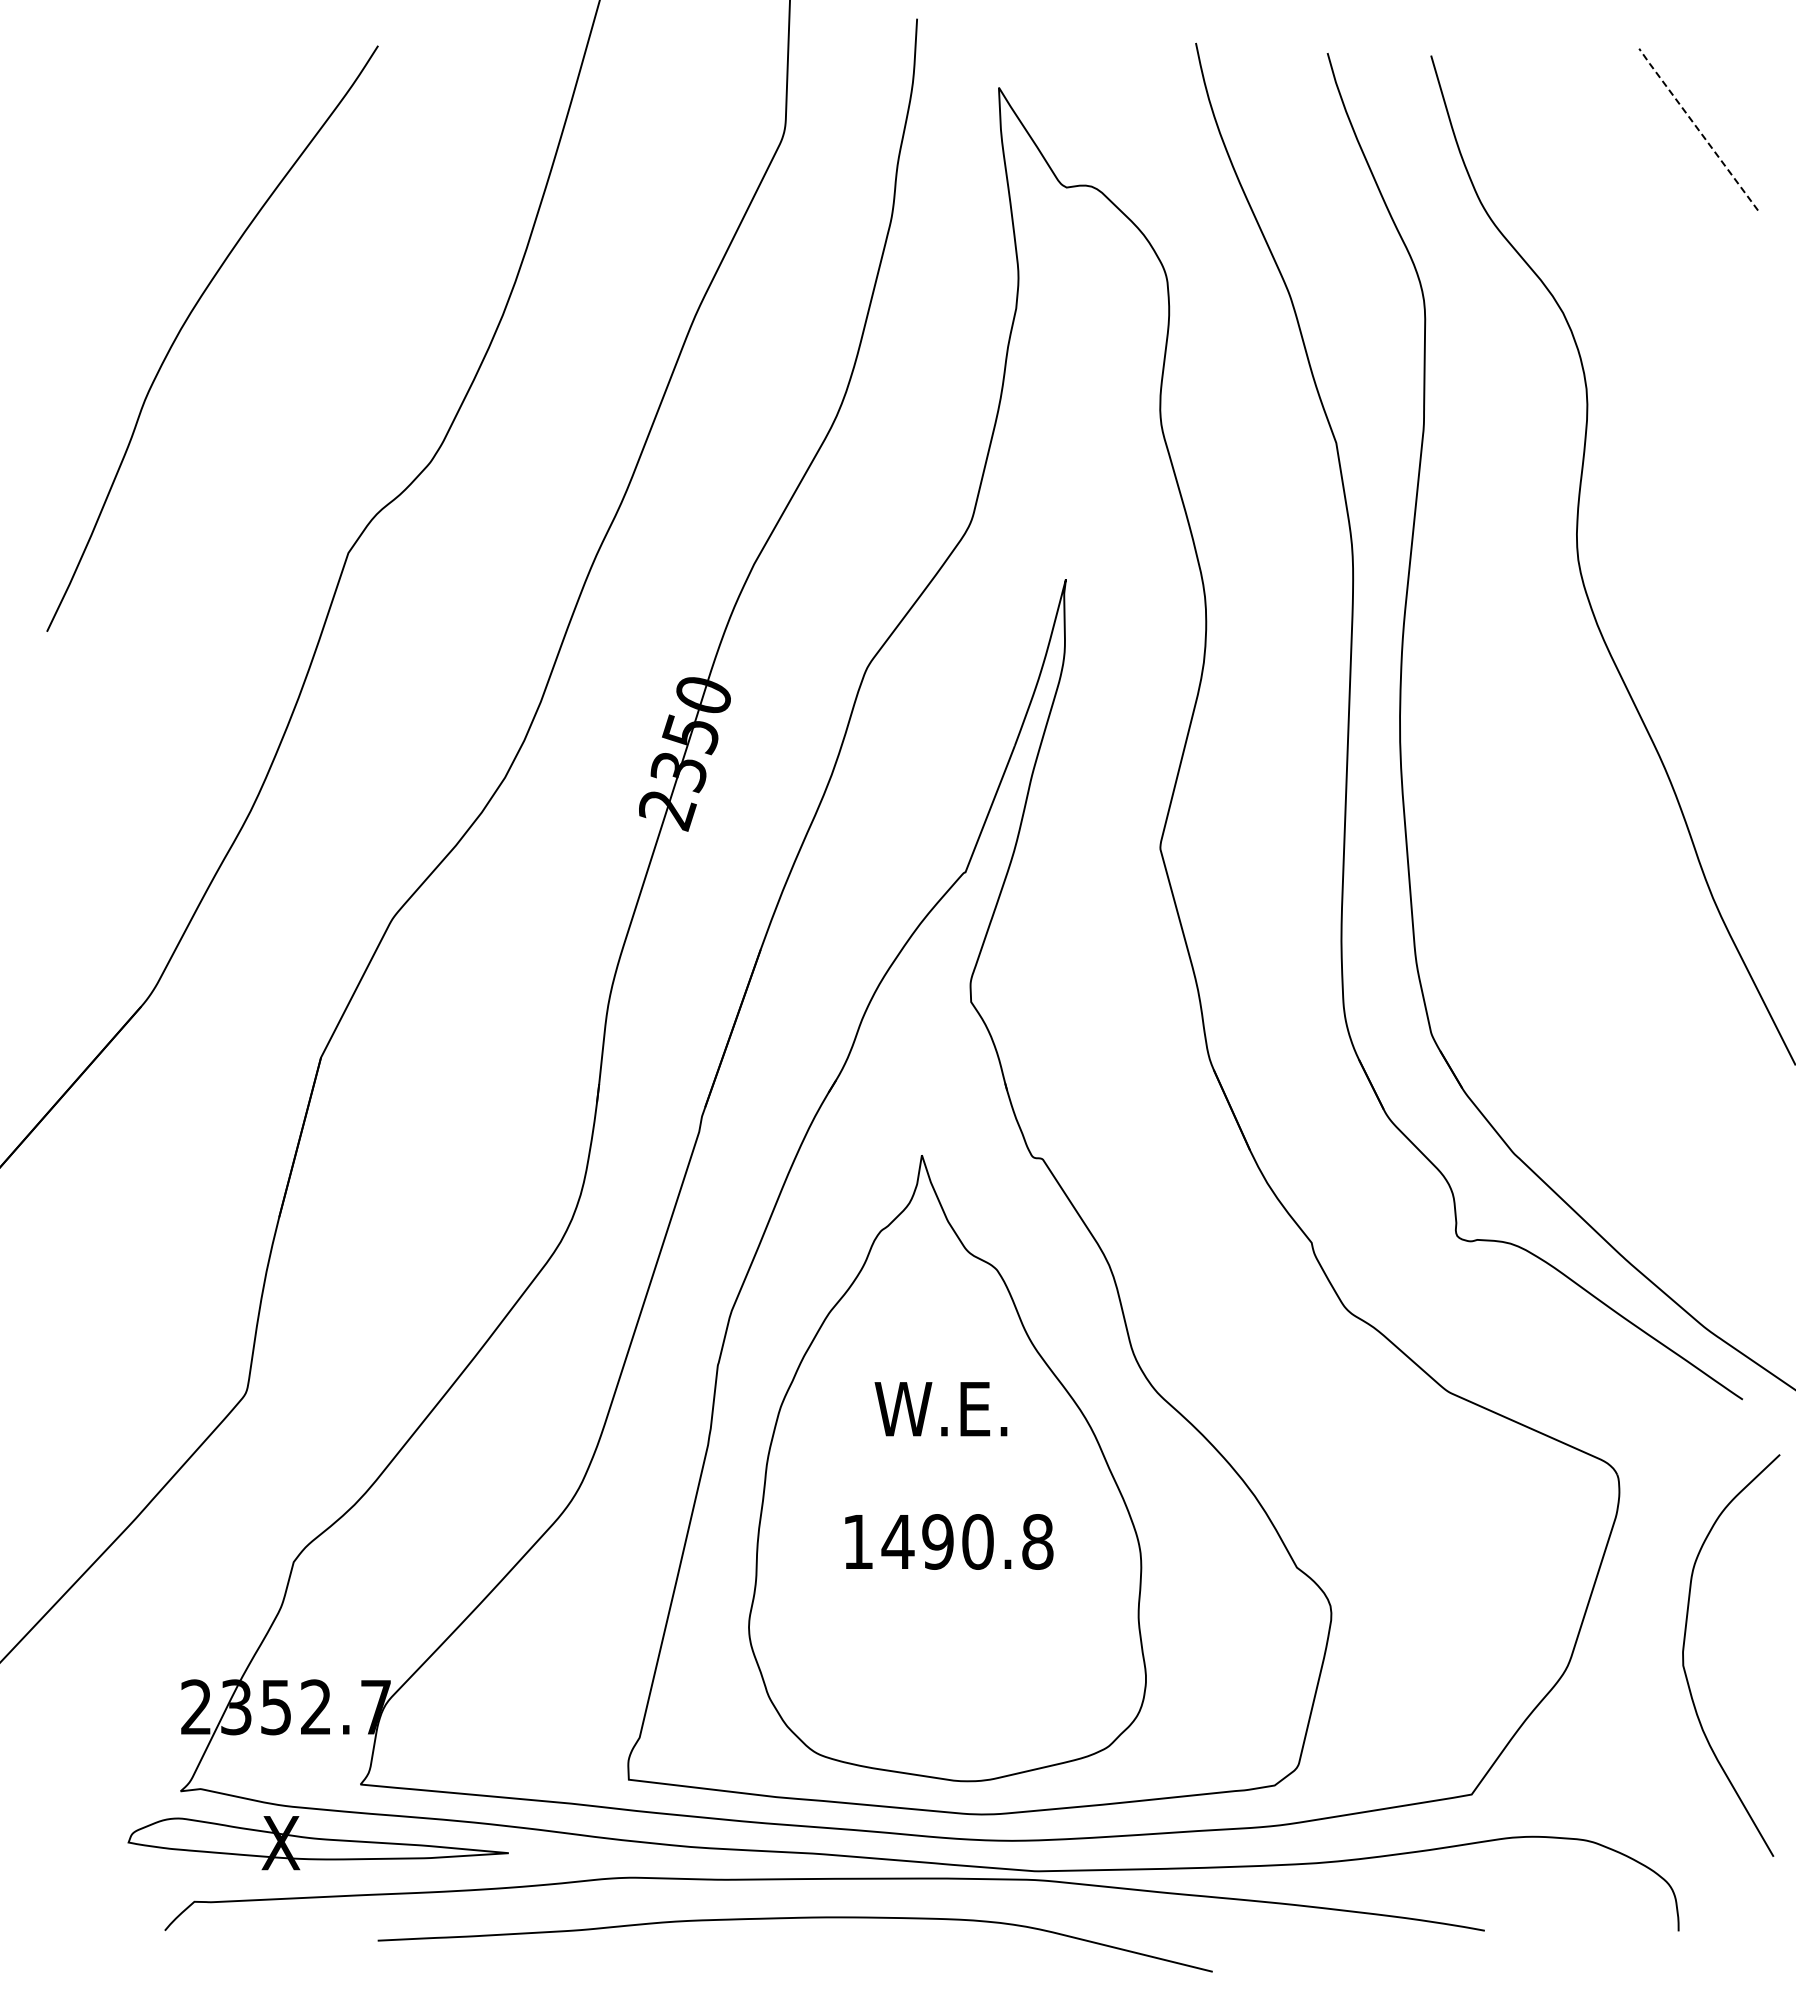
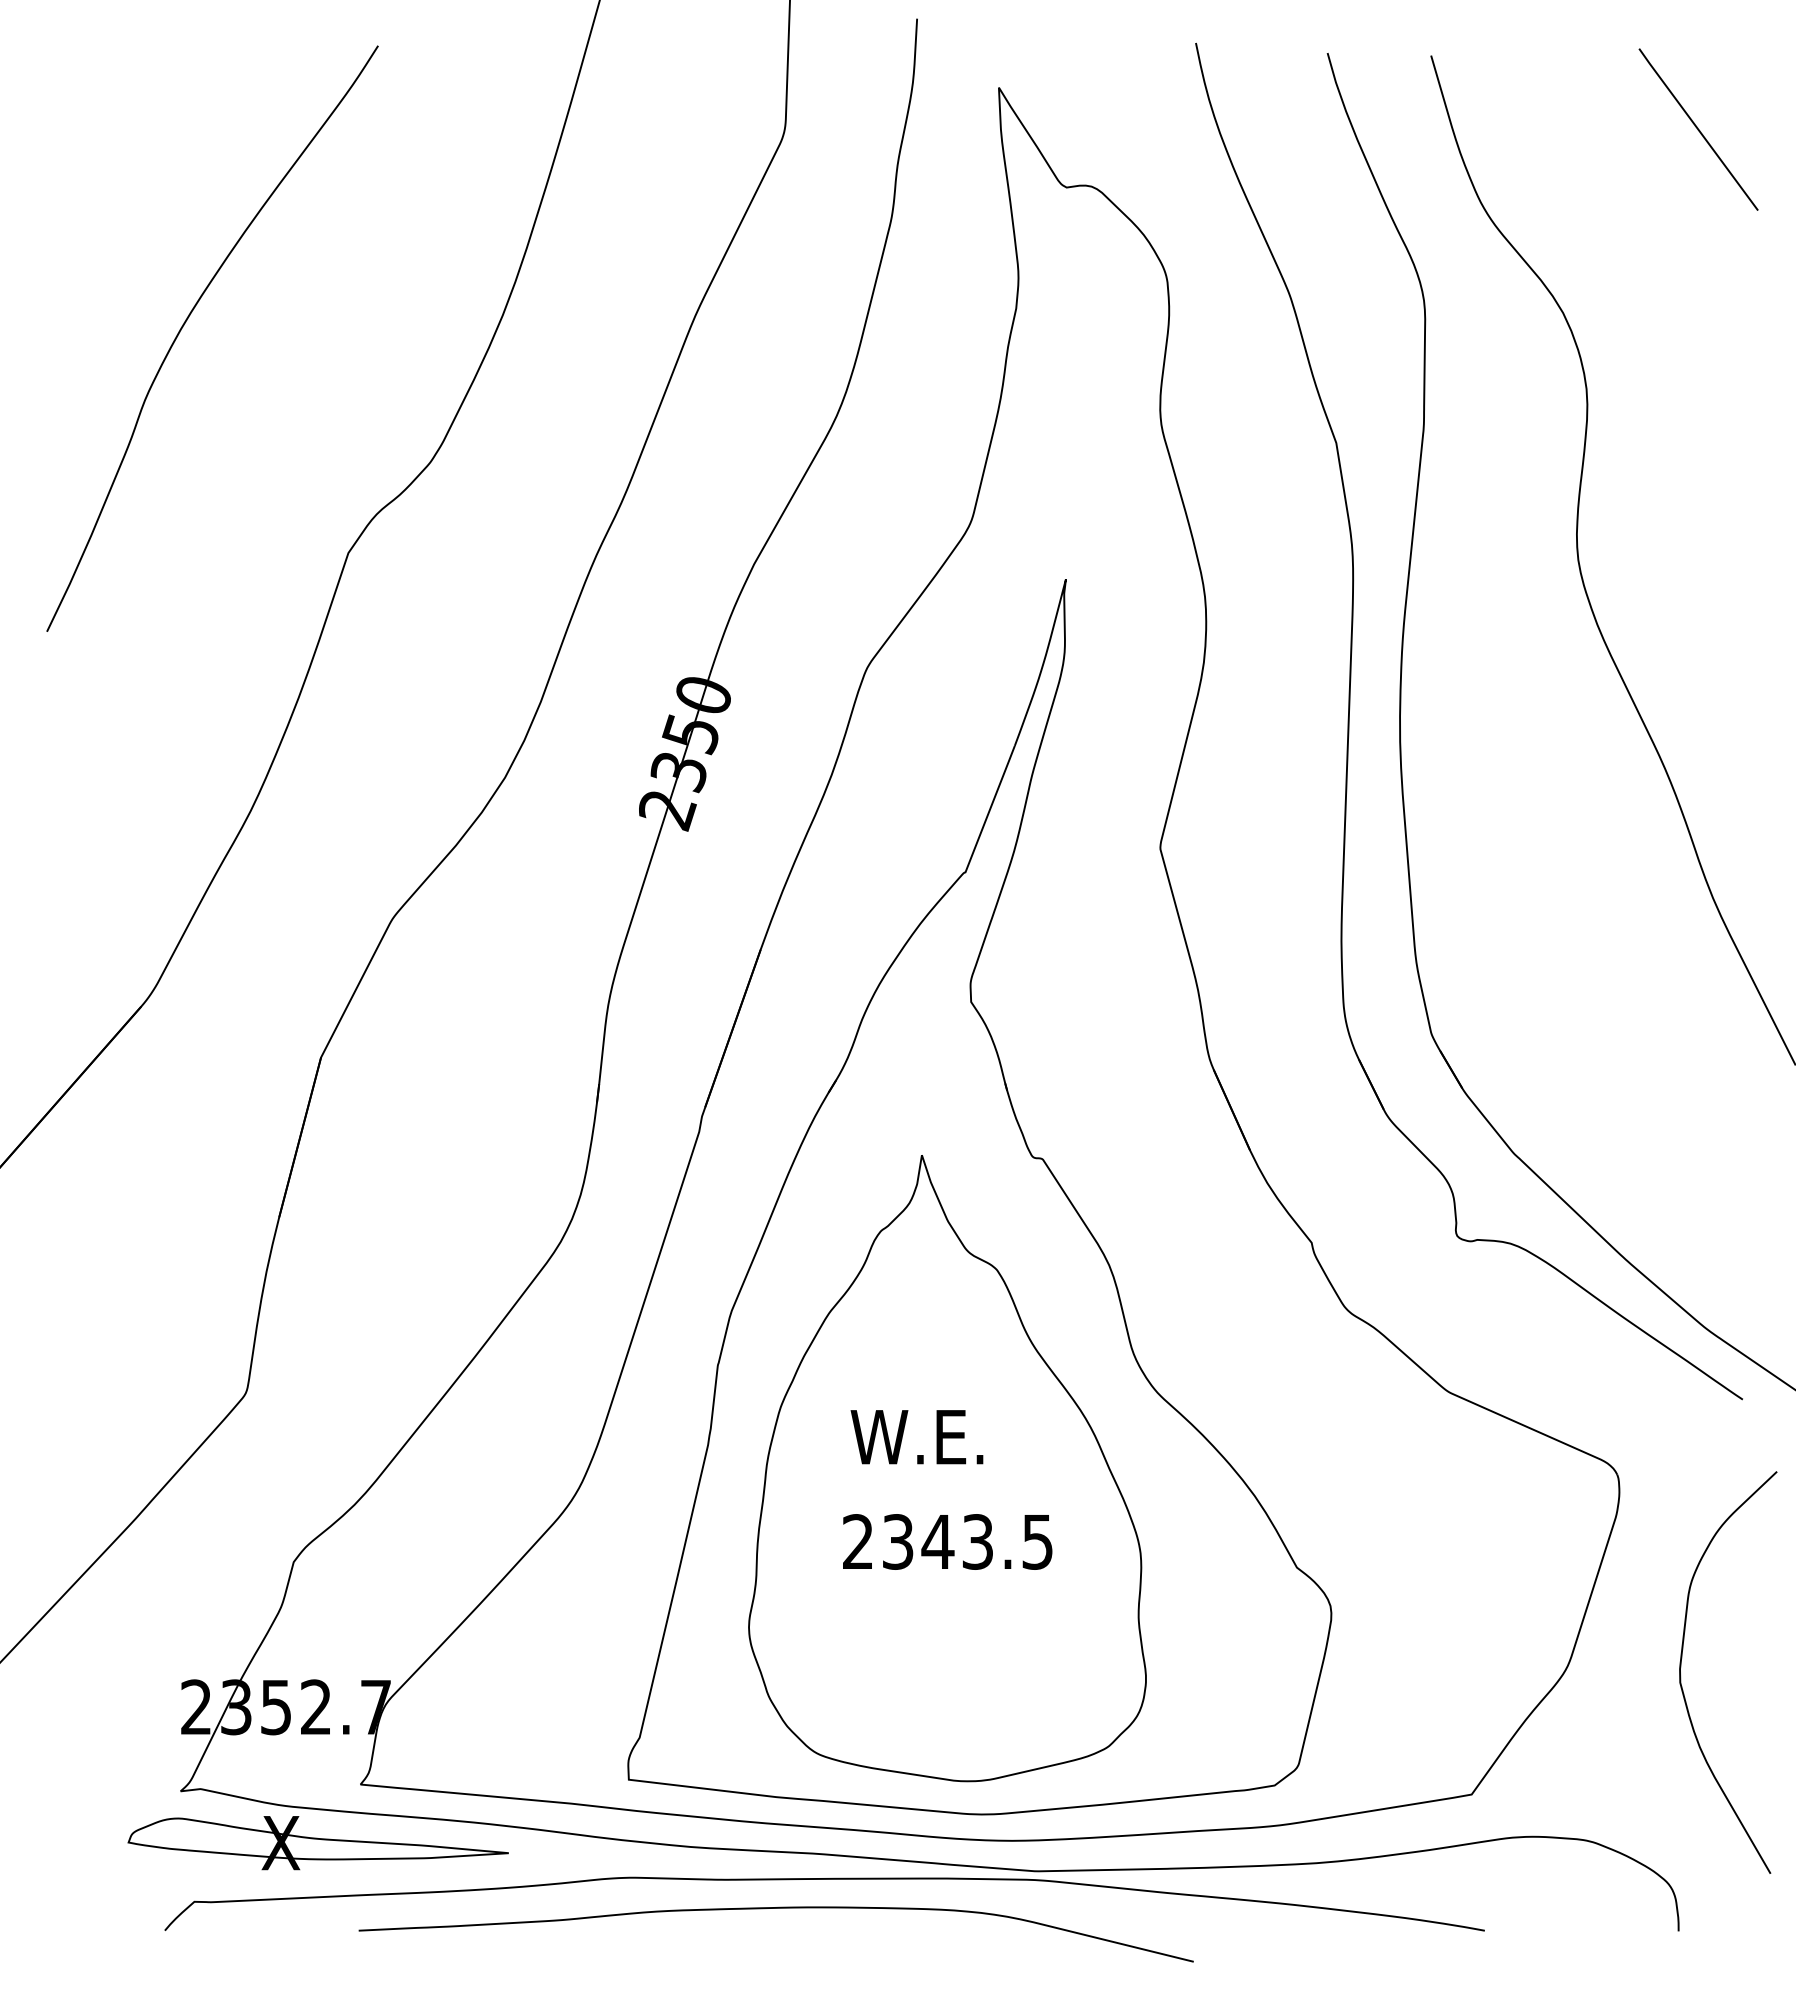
line: dashed -> solid (1697, 128)
text position: (940, 1409) -> (916, 1437) (916, 1437)
text: 1490.8 -> 2343.5 (948, 1541)
curve position: (1684, 1659) -> (1681, 1676) (1681, 1676)
curve position: (794, 1918) -> (775, 1908) (775, 1908)
